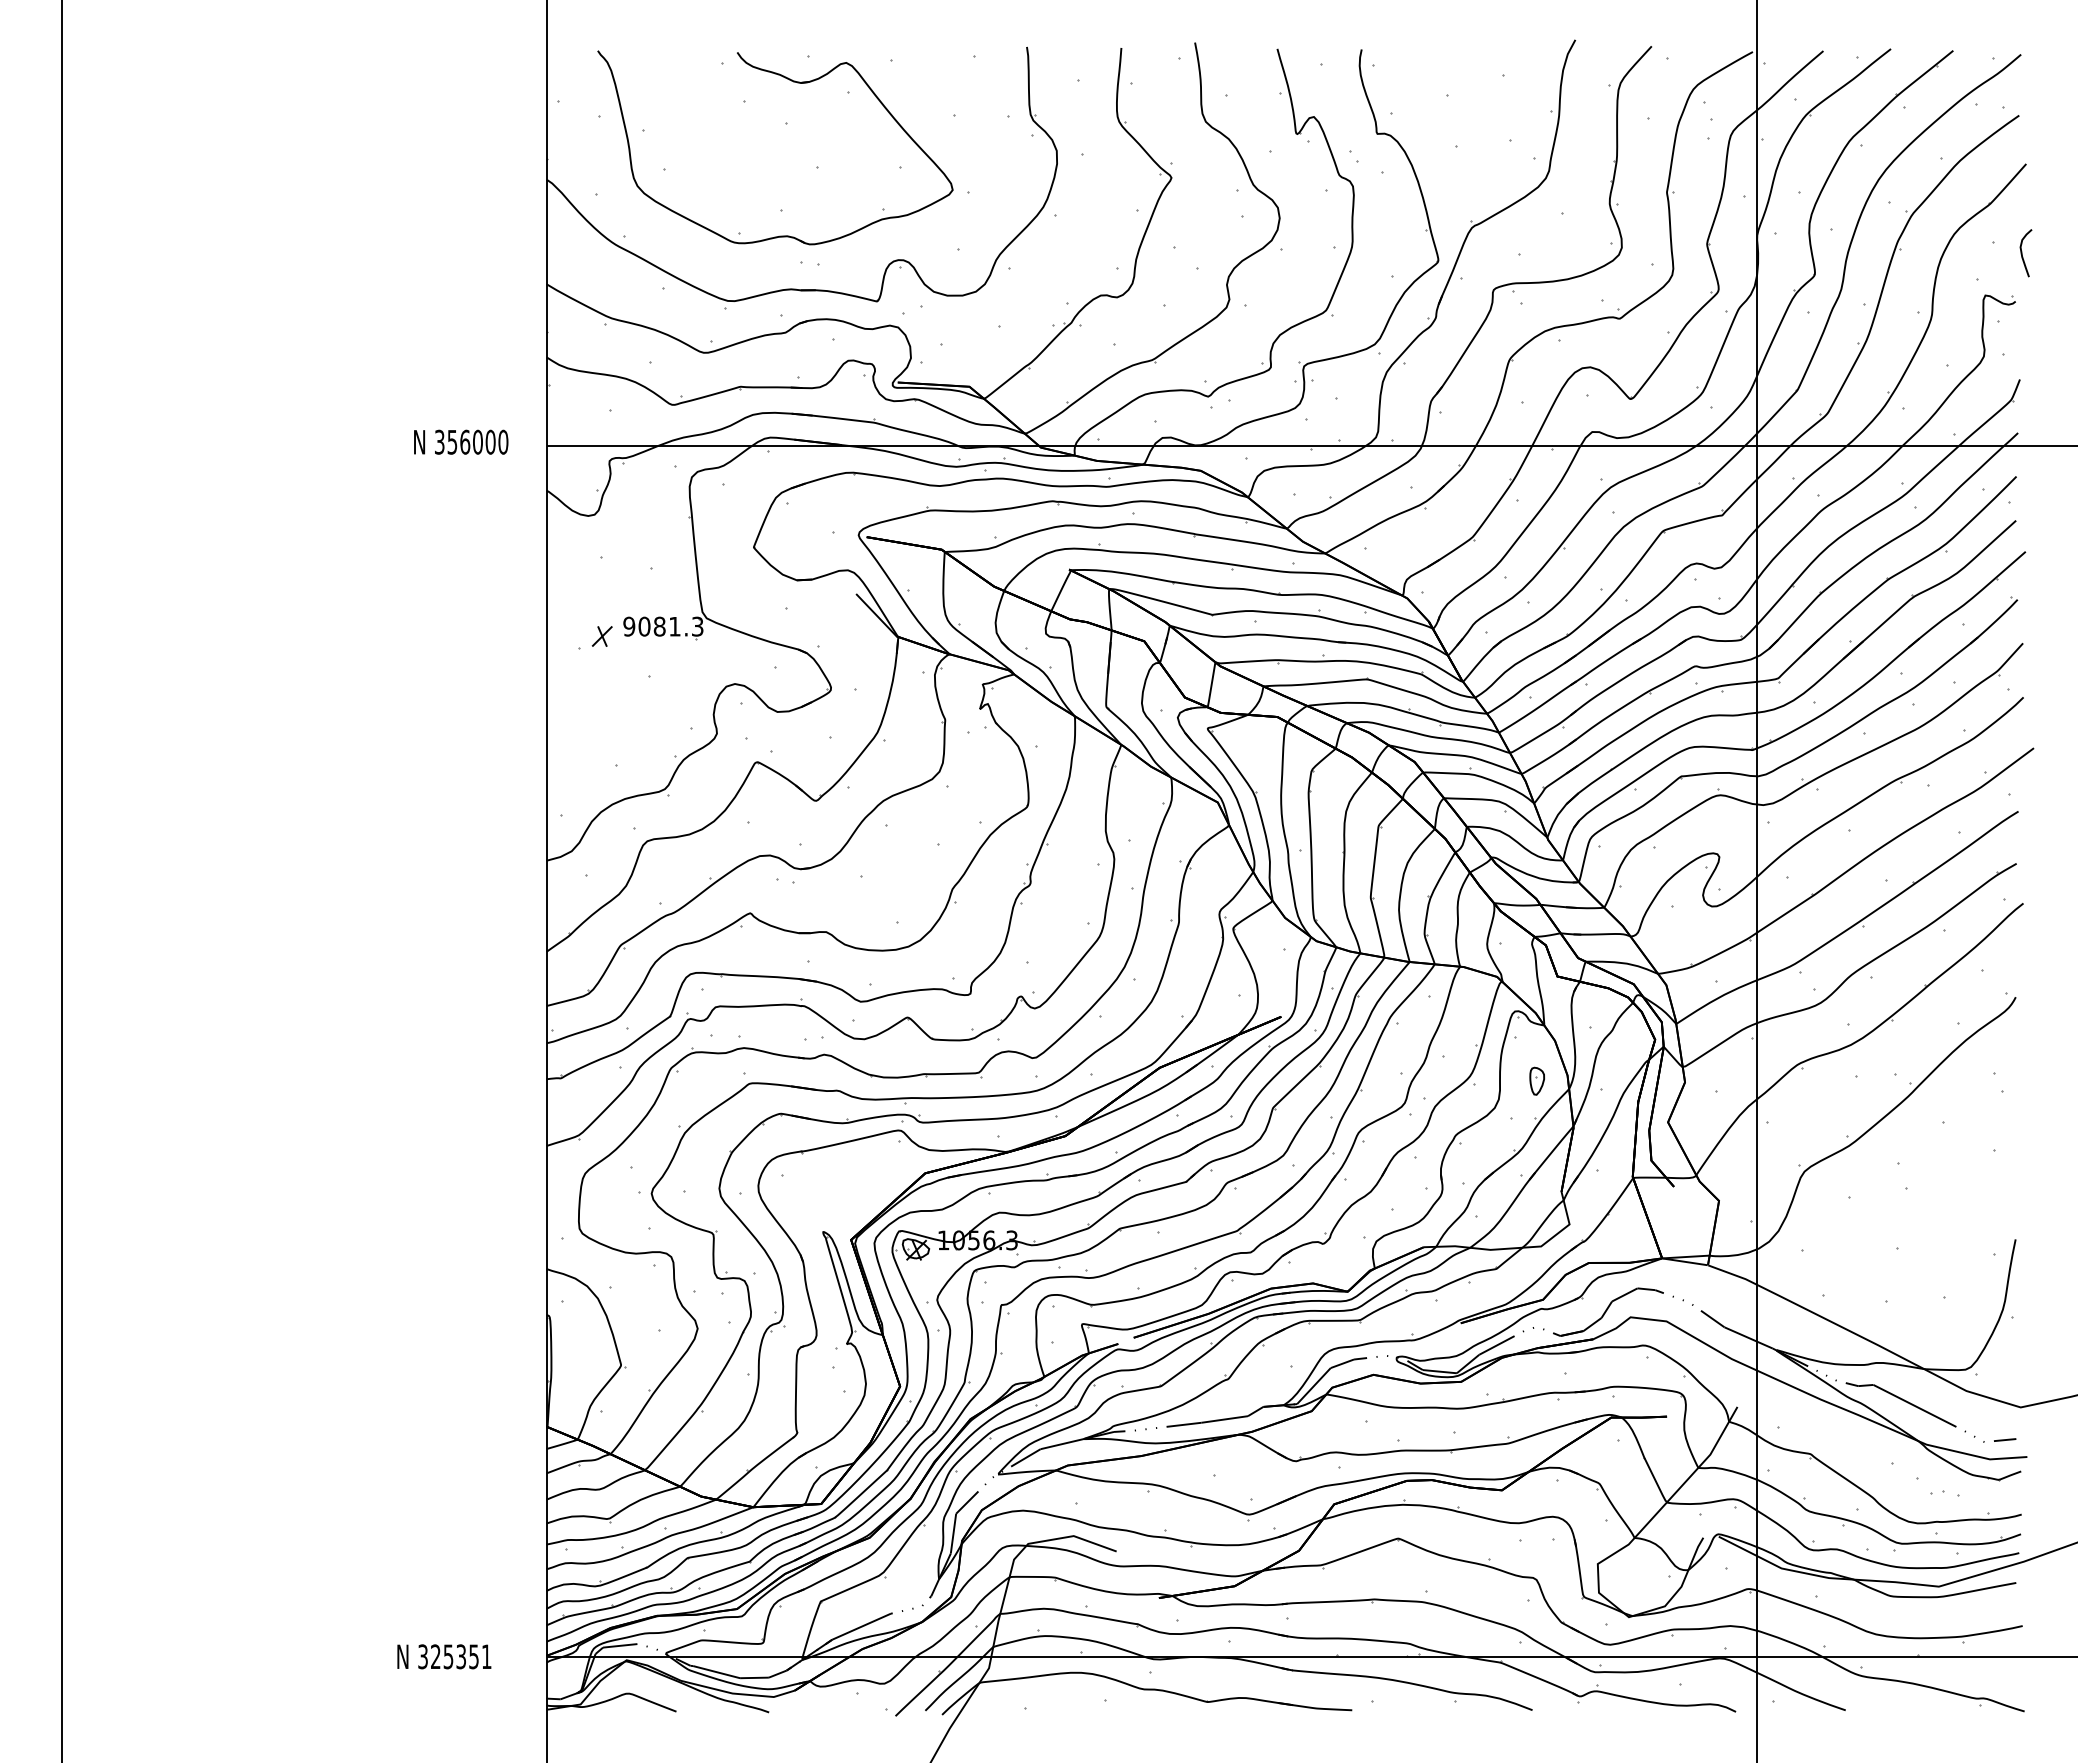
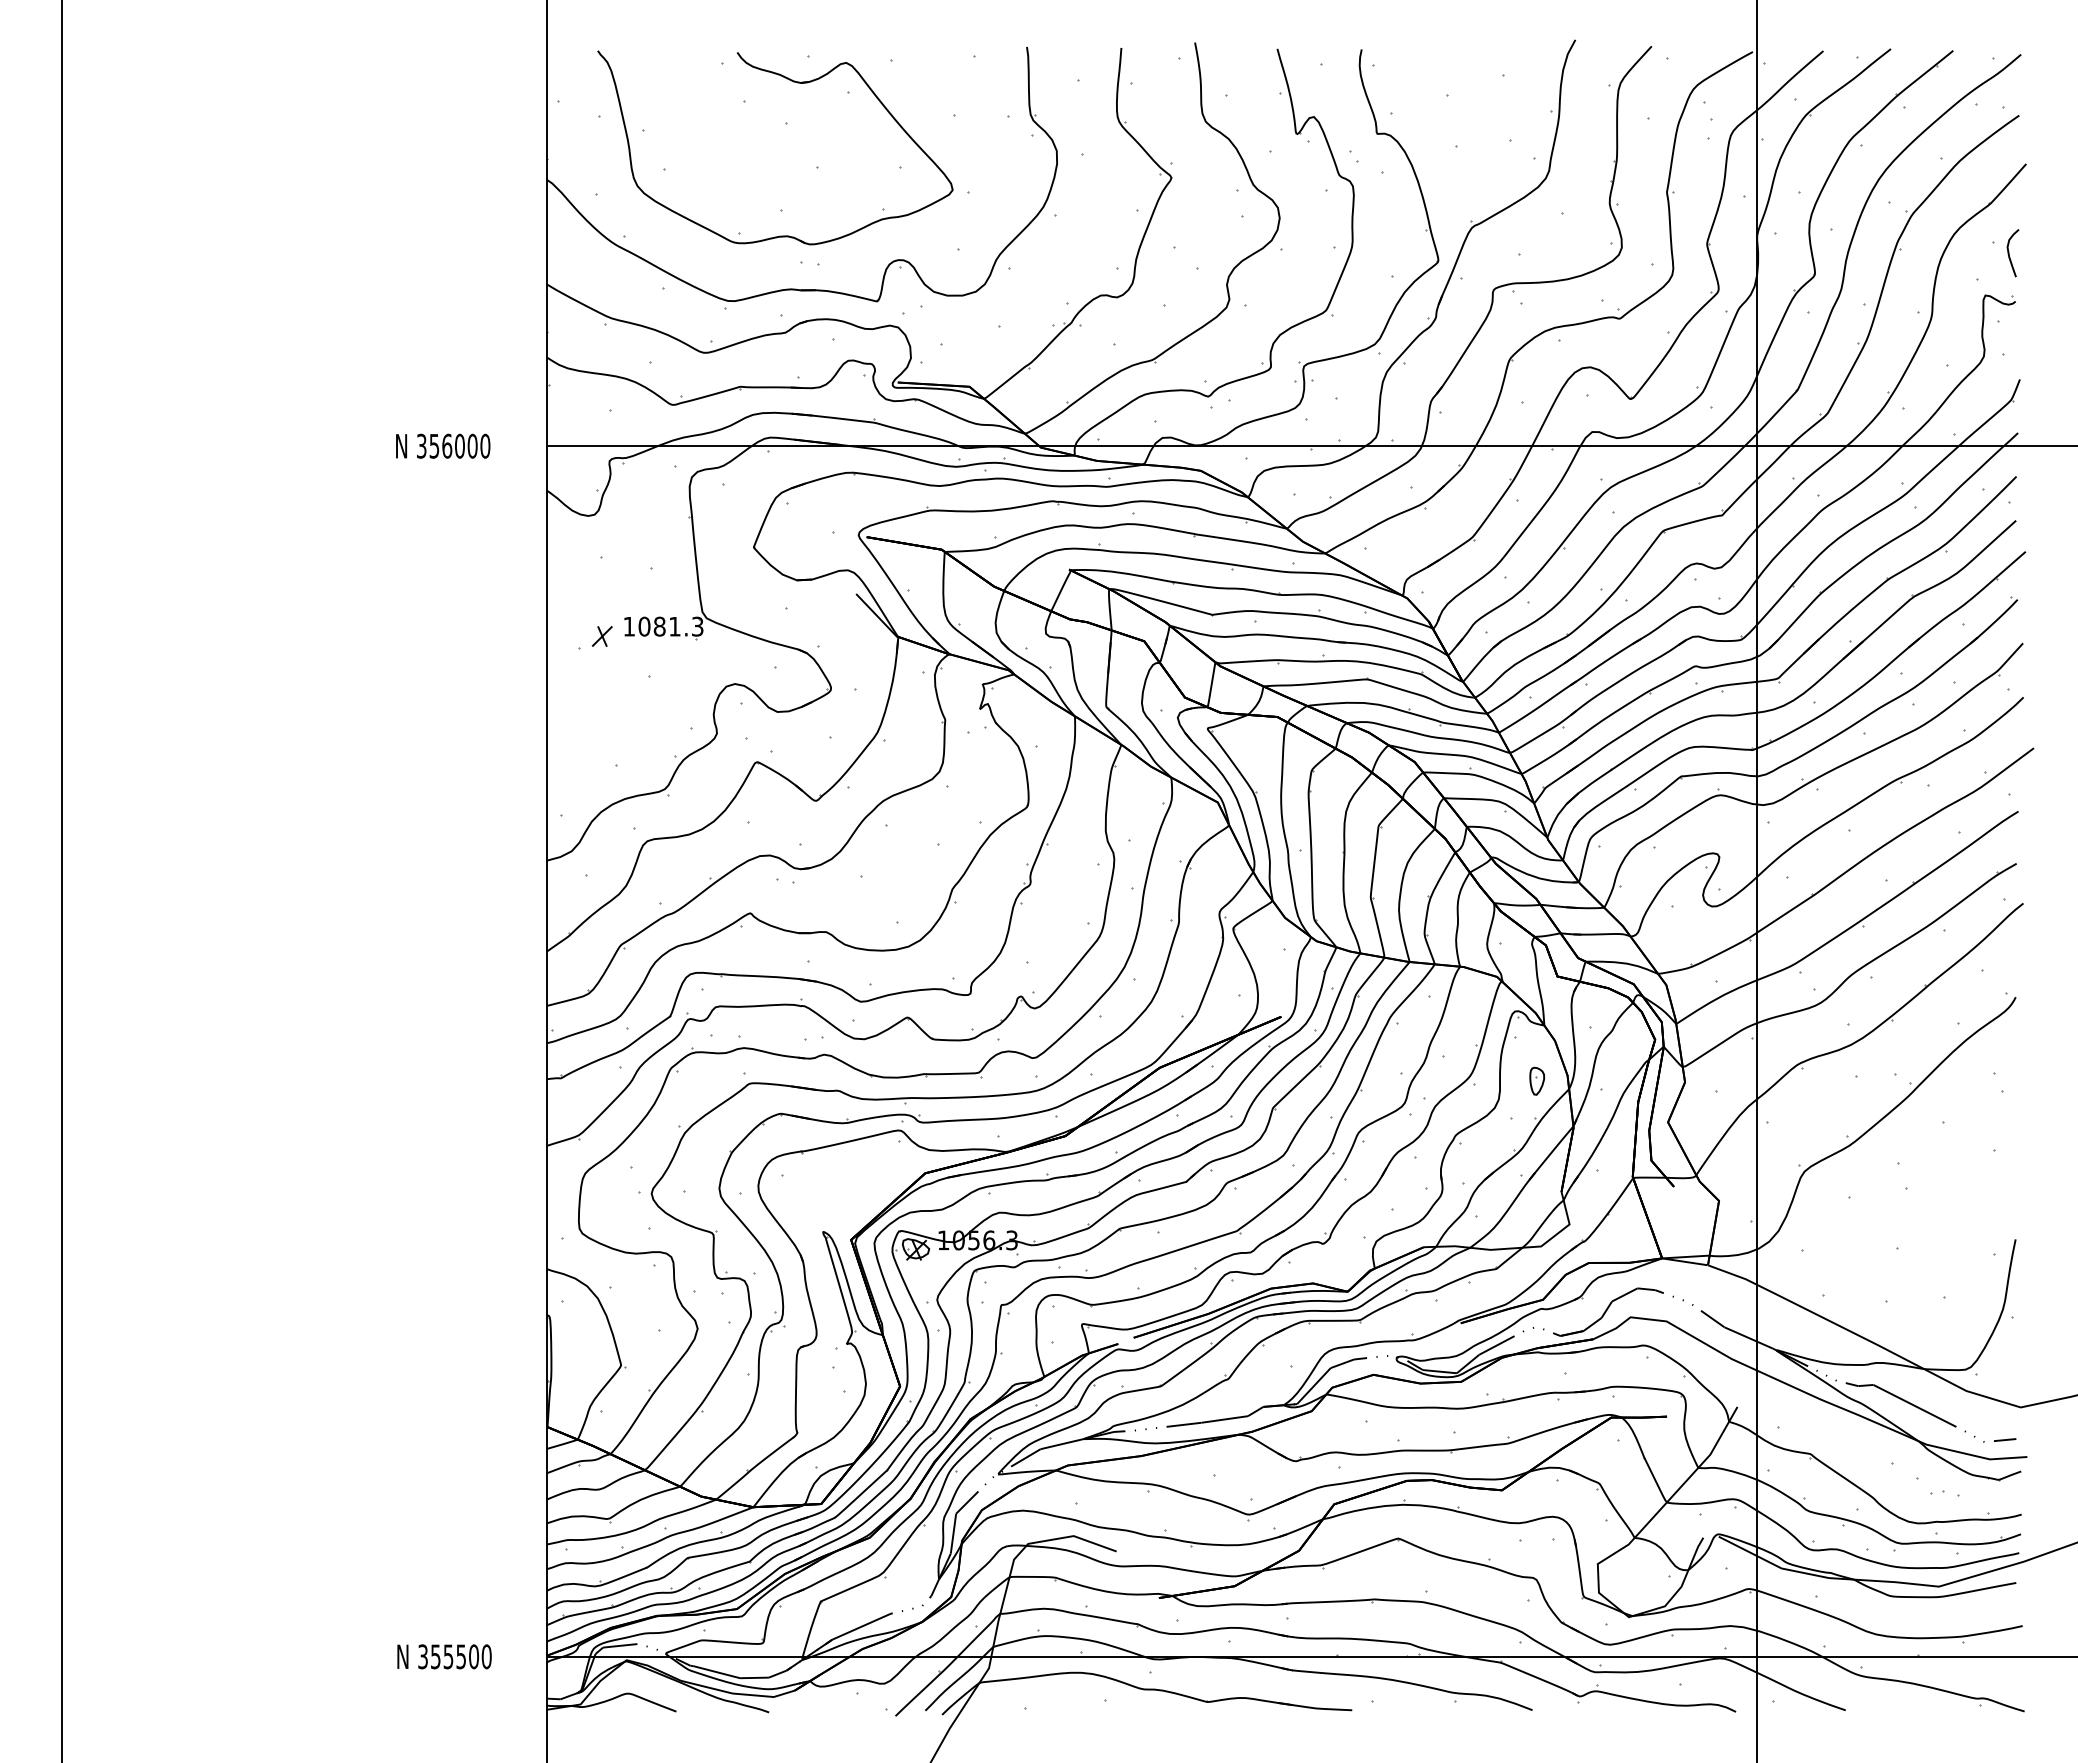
curve position: (2022, 253) -> (2009, 253) (2009, 253)
text position: (461, 441) -> (443, 445) (443, 445)
text: 9081.3 -> 1081.3 (629, 626)
text: 325351 -> 355500 (461, 1656)
